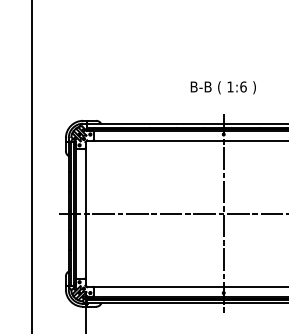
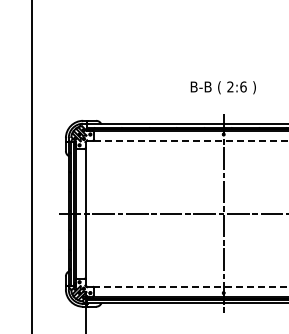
text: 1:6 -> 2:6 (230, 86)
line: solid -> dashed (190, 140)
line: solid -> dashed (191, 286)
